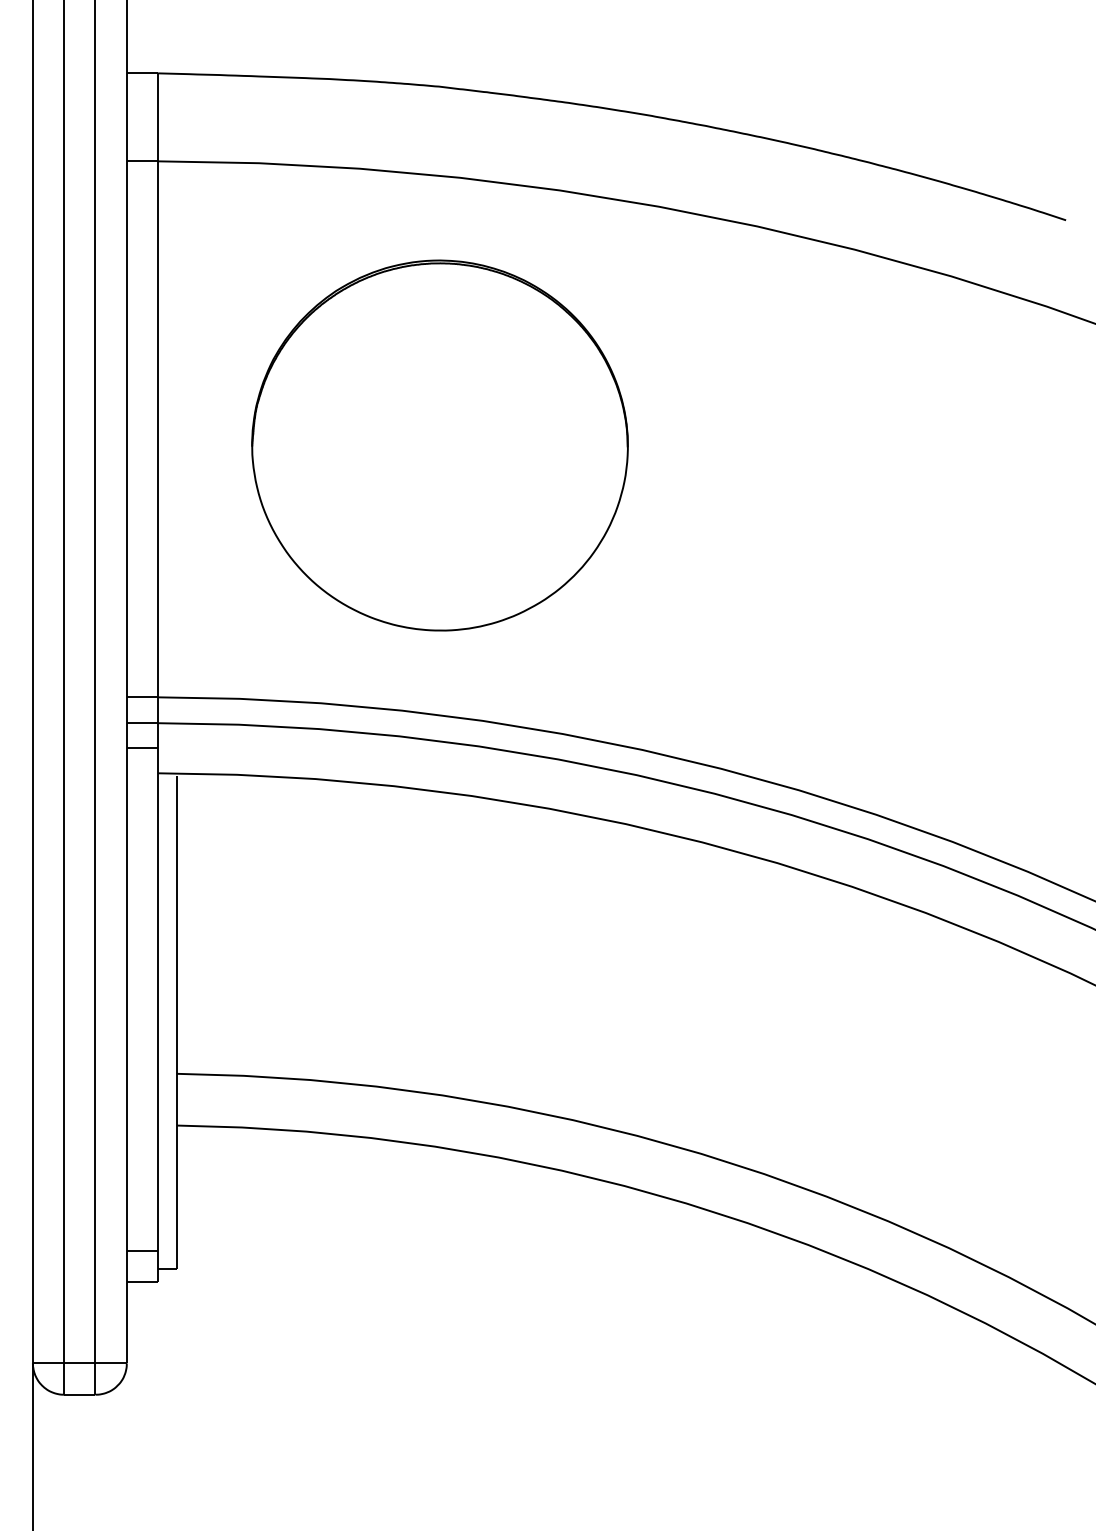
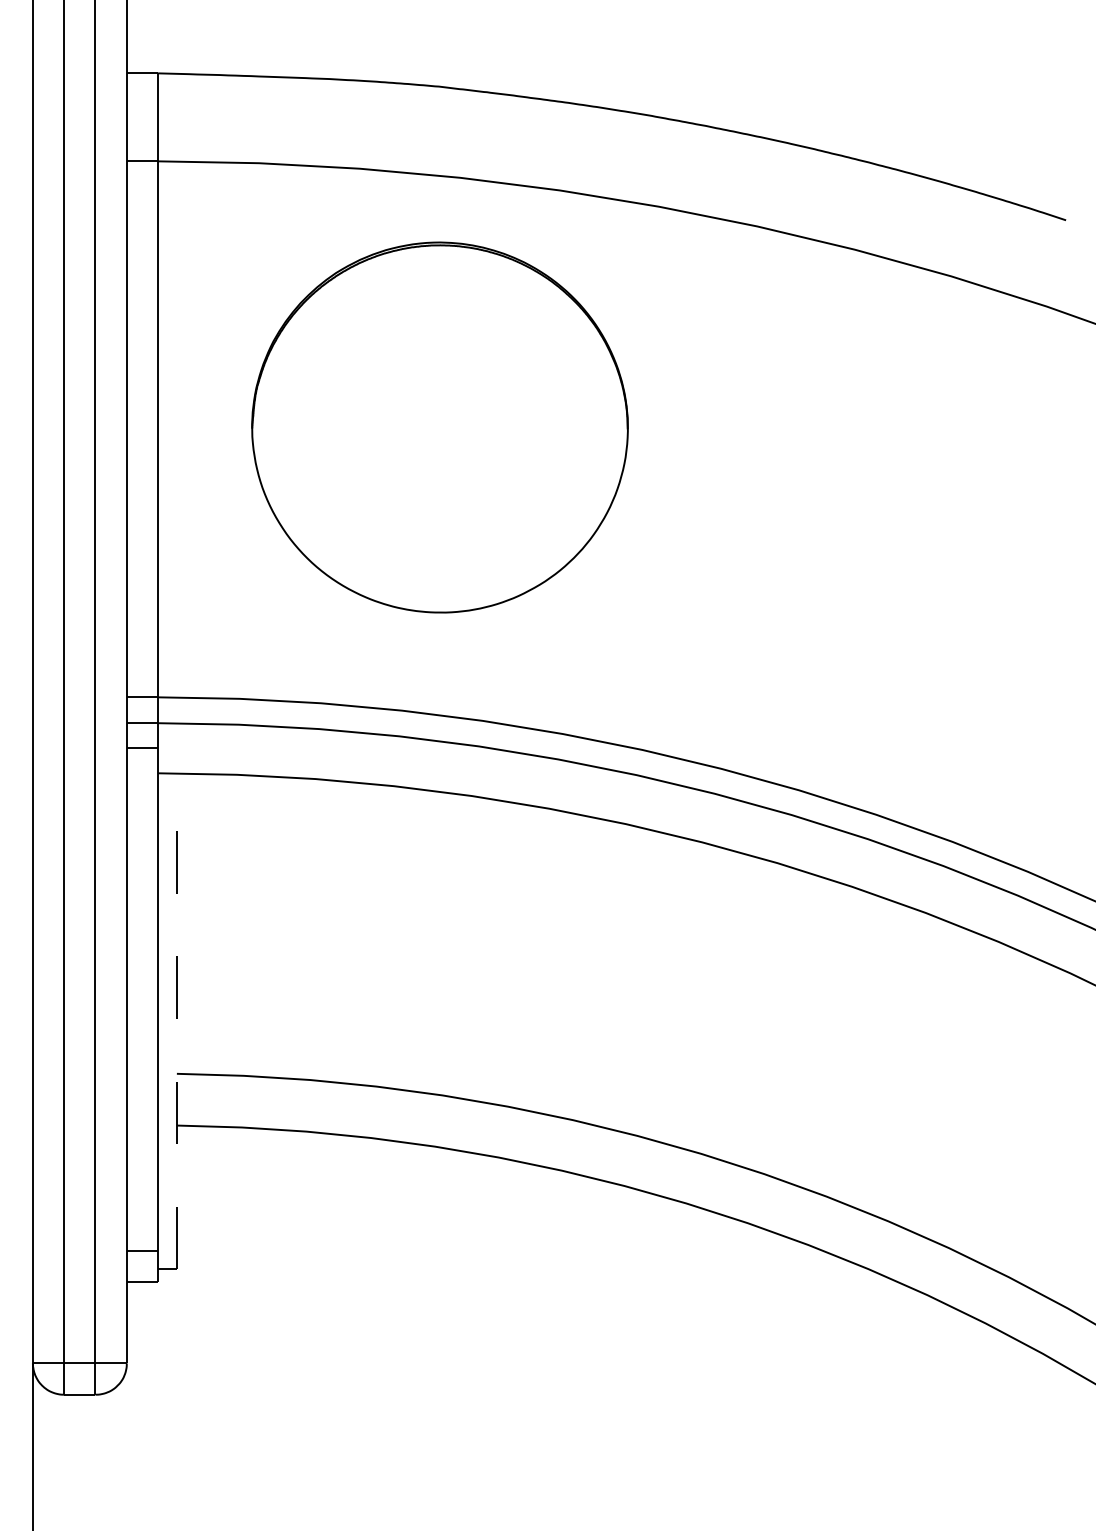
part position: (439, 445) -> (439, 427) (439, 427)
line: solid -> dashed (176, 1022)
